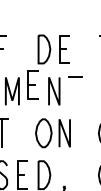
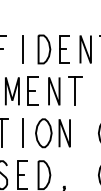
line: none -> present (22, 49)
line: none -> present (85, 49)
part position: (32, 84) -> (32, 90) (32, 90)
line: none -> present (75, 91)
line: none -> present (22, 132)
